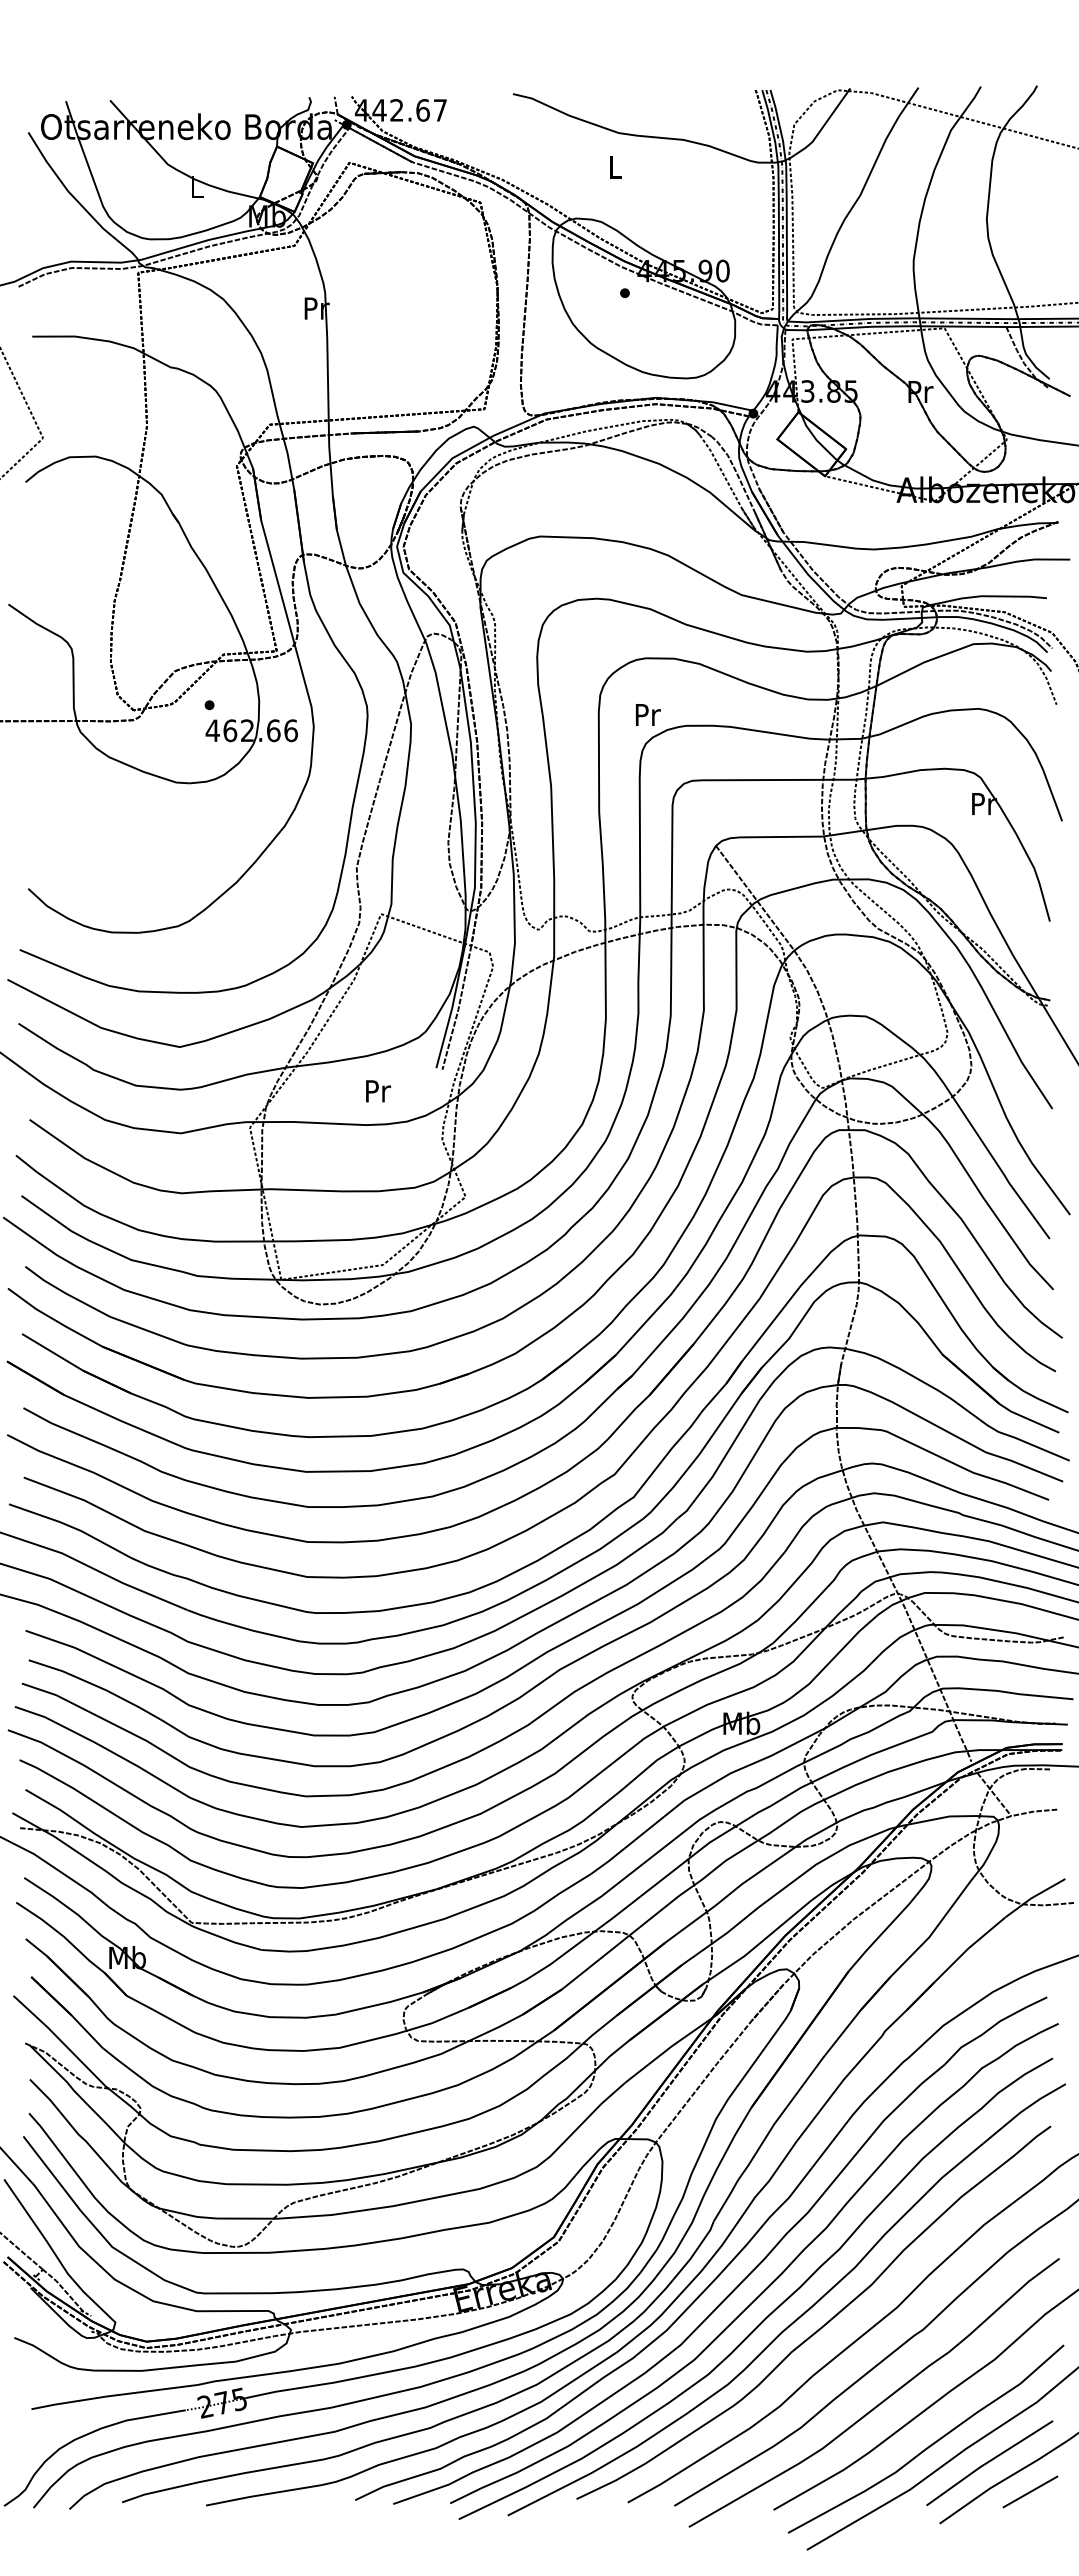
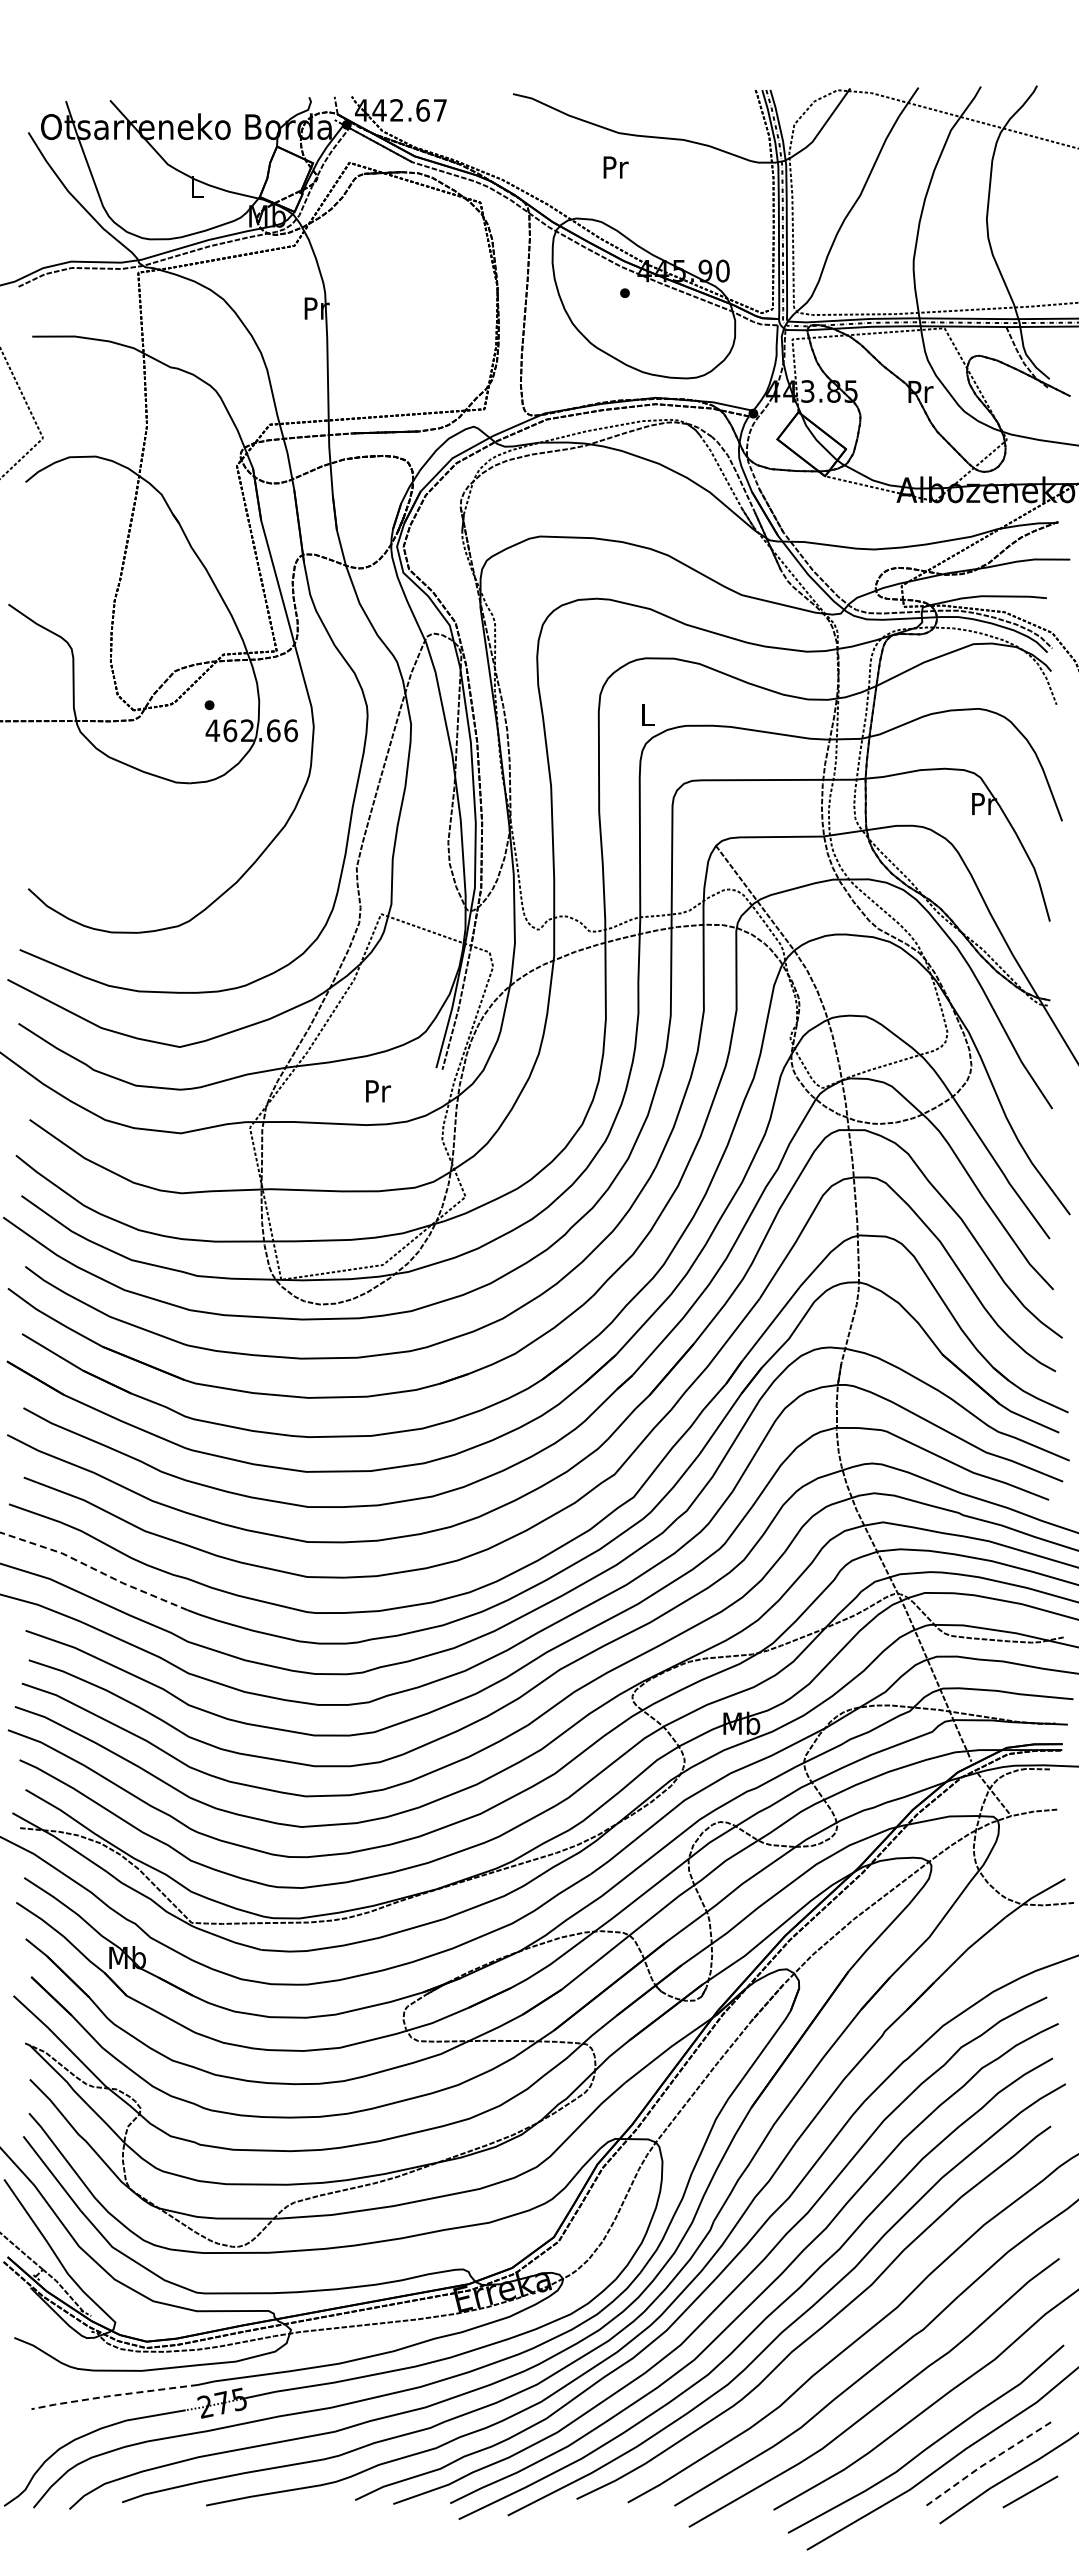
text: L -> Pr (615, 167)
text: Pr -> L (647, 715)
line: solid -> dashed (94, 1569)
line: solid -> dashed (113, 2395)
line: solid -> dashed (988, 2462)
